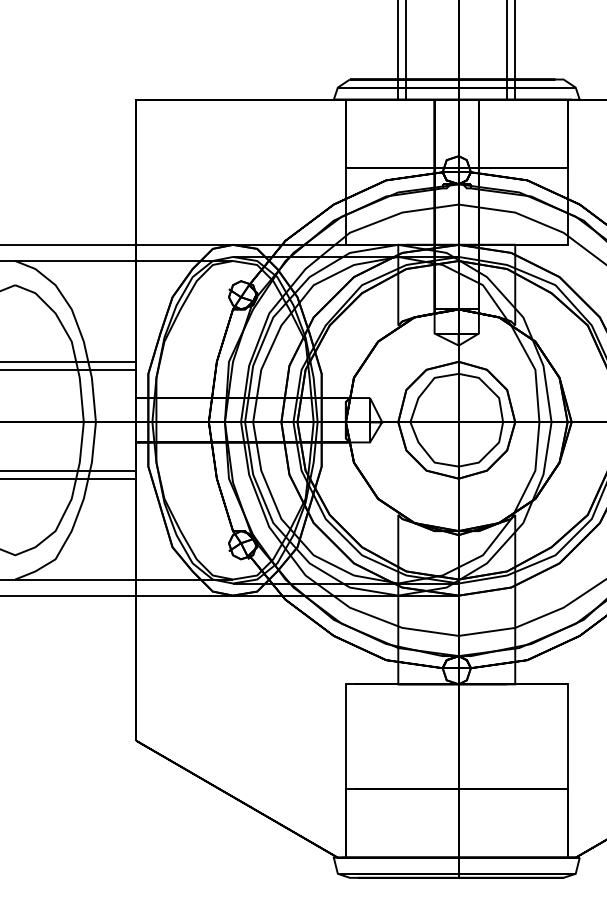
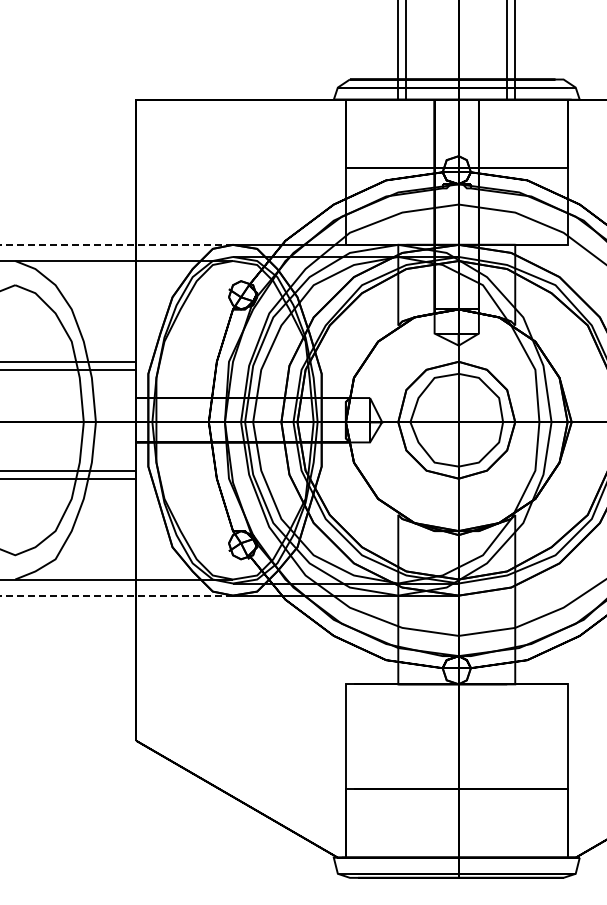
line: solid -> dashed (116, 244)
line: solid -> dashed (116, 595)
